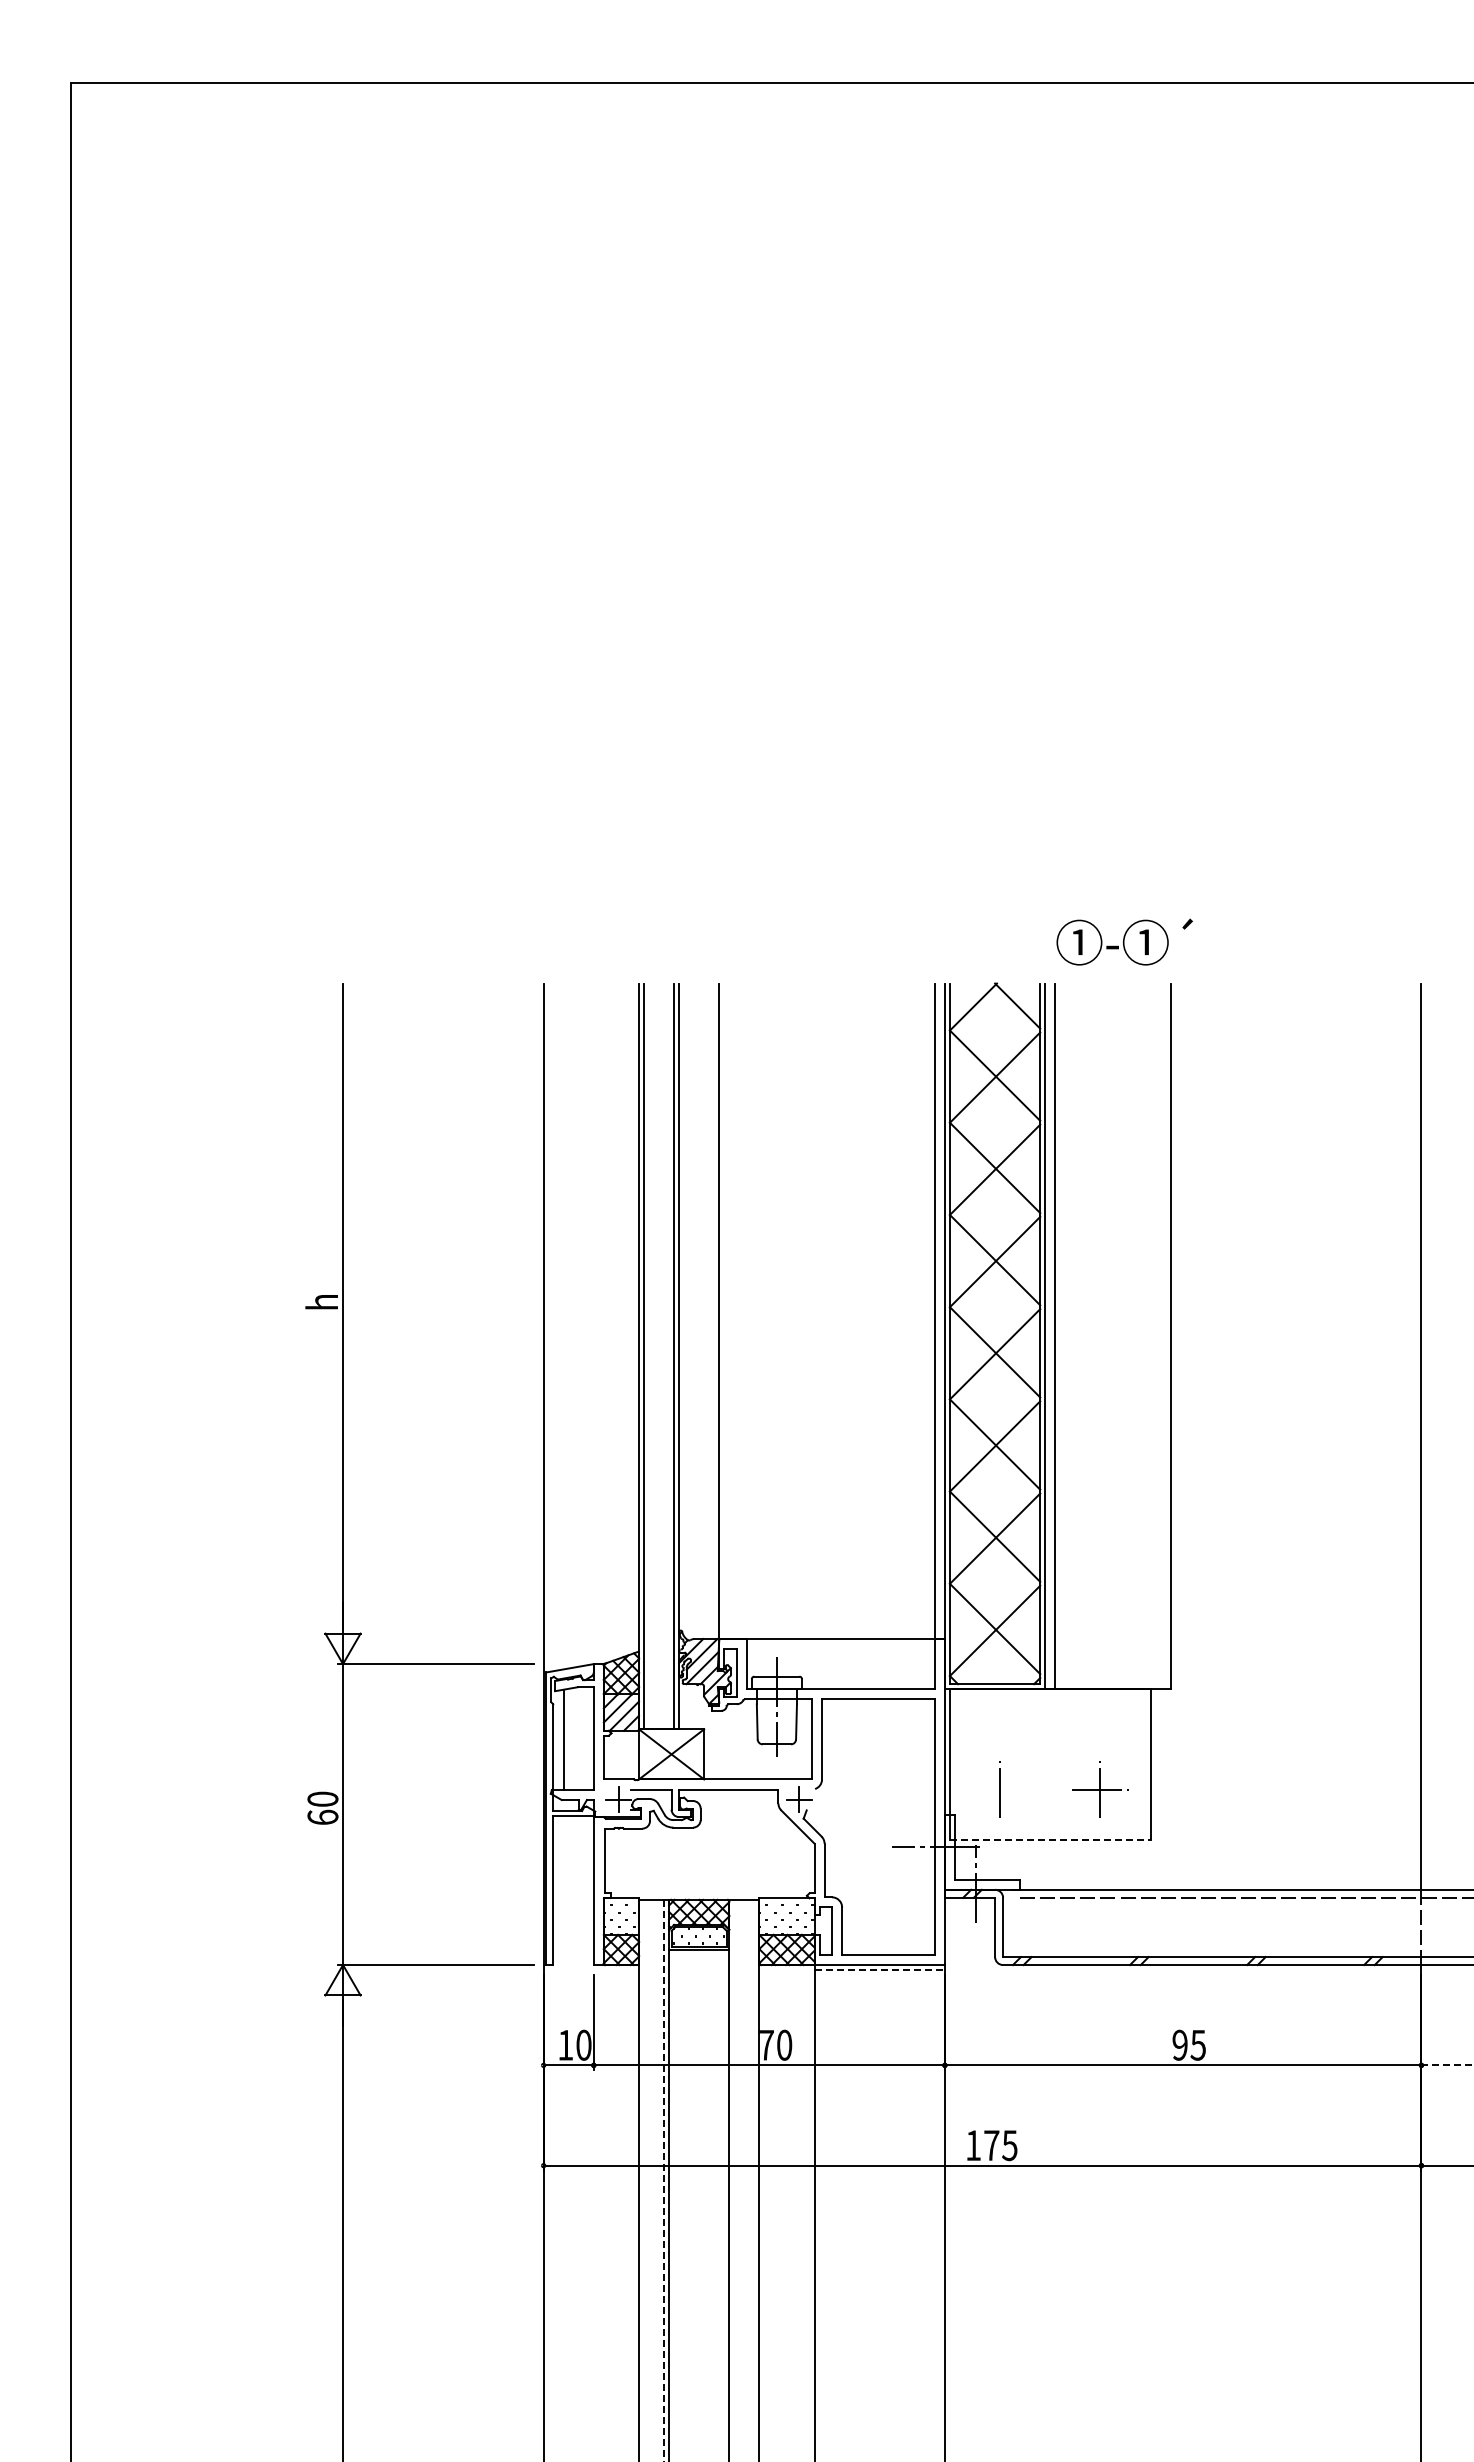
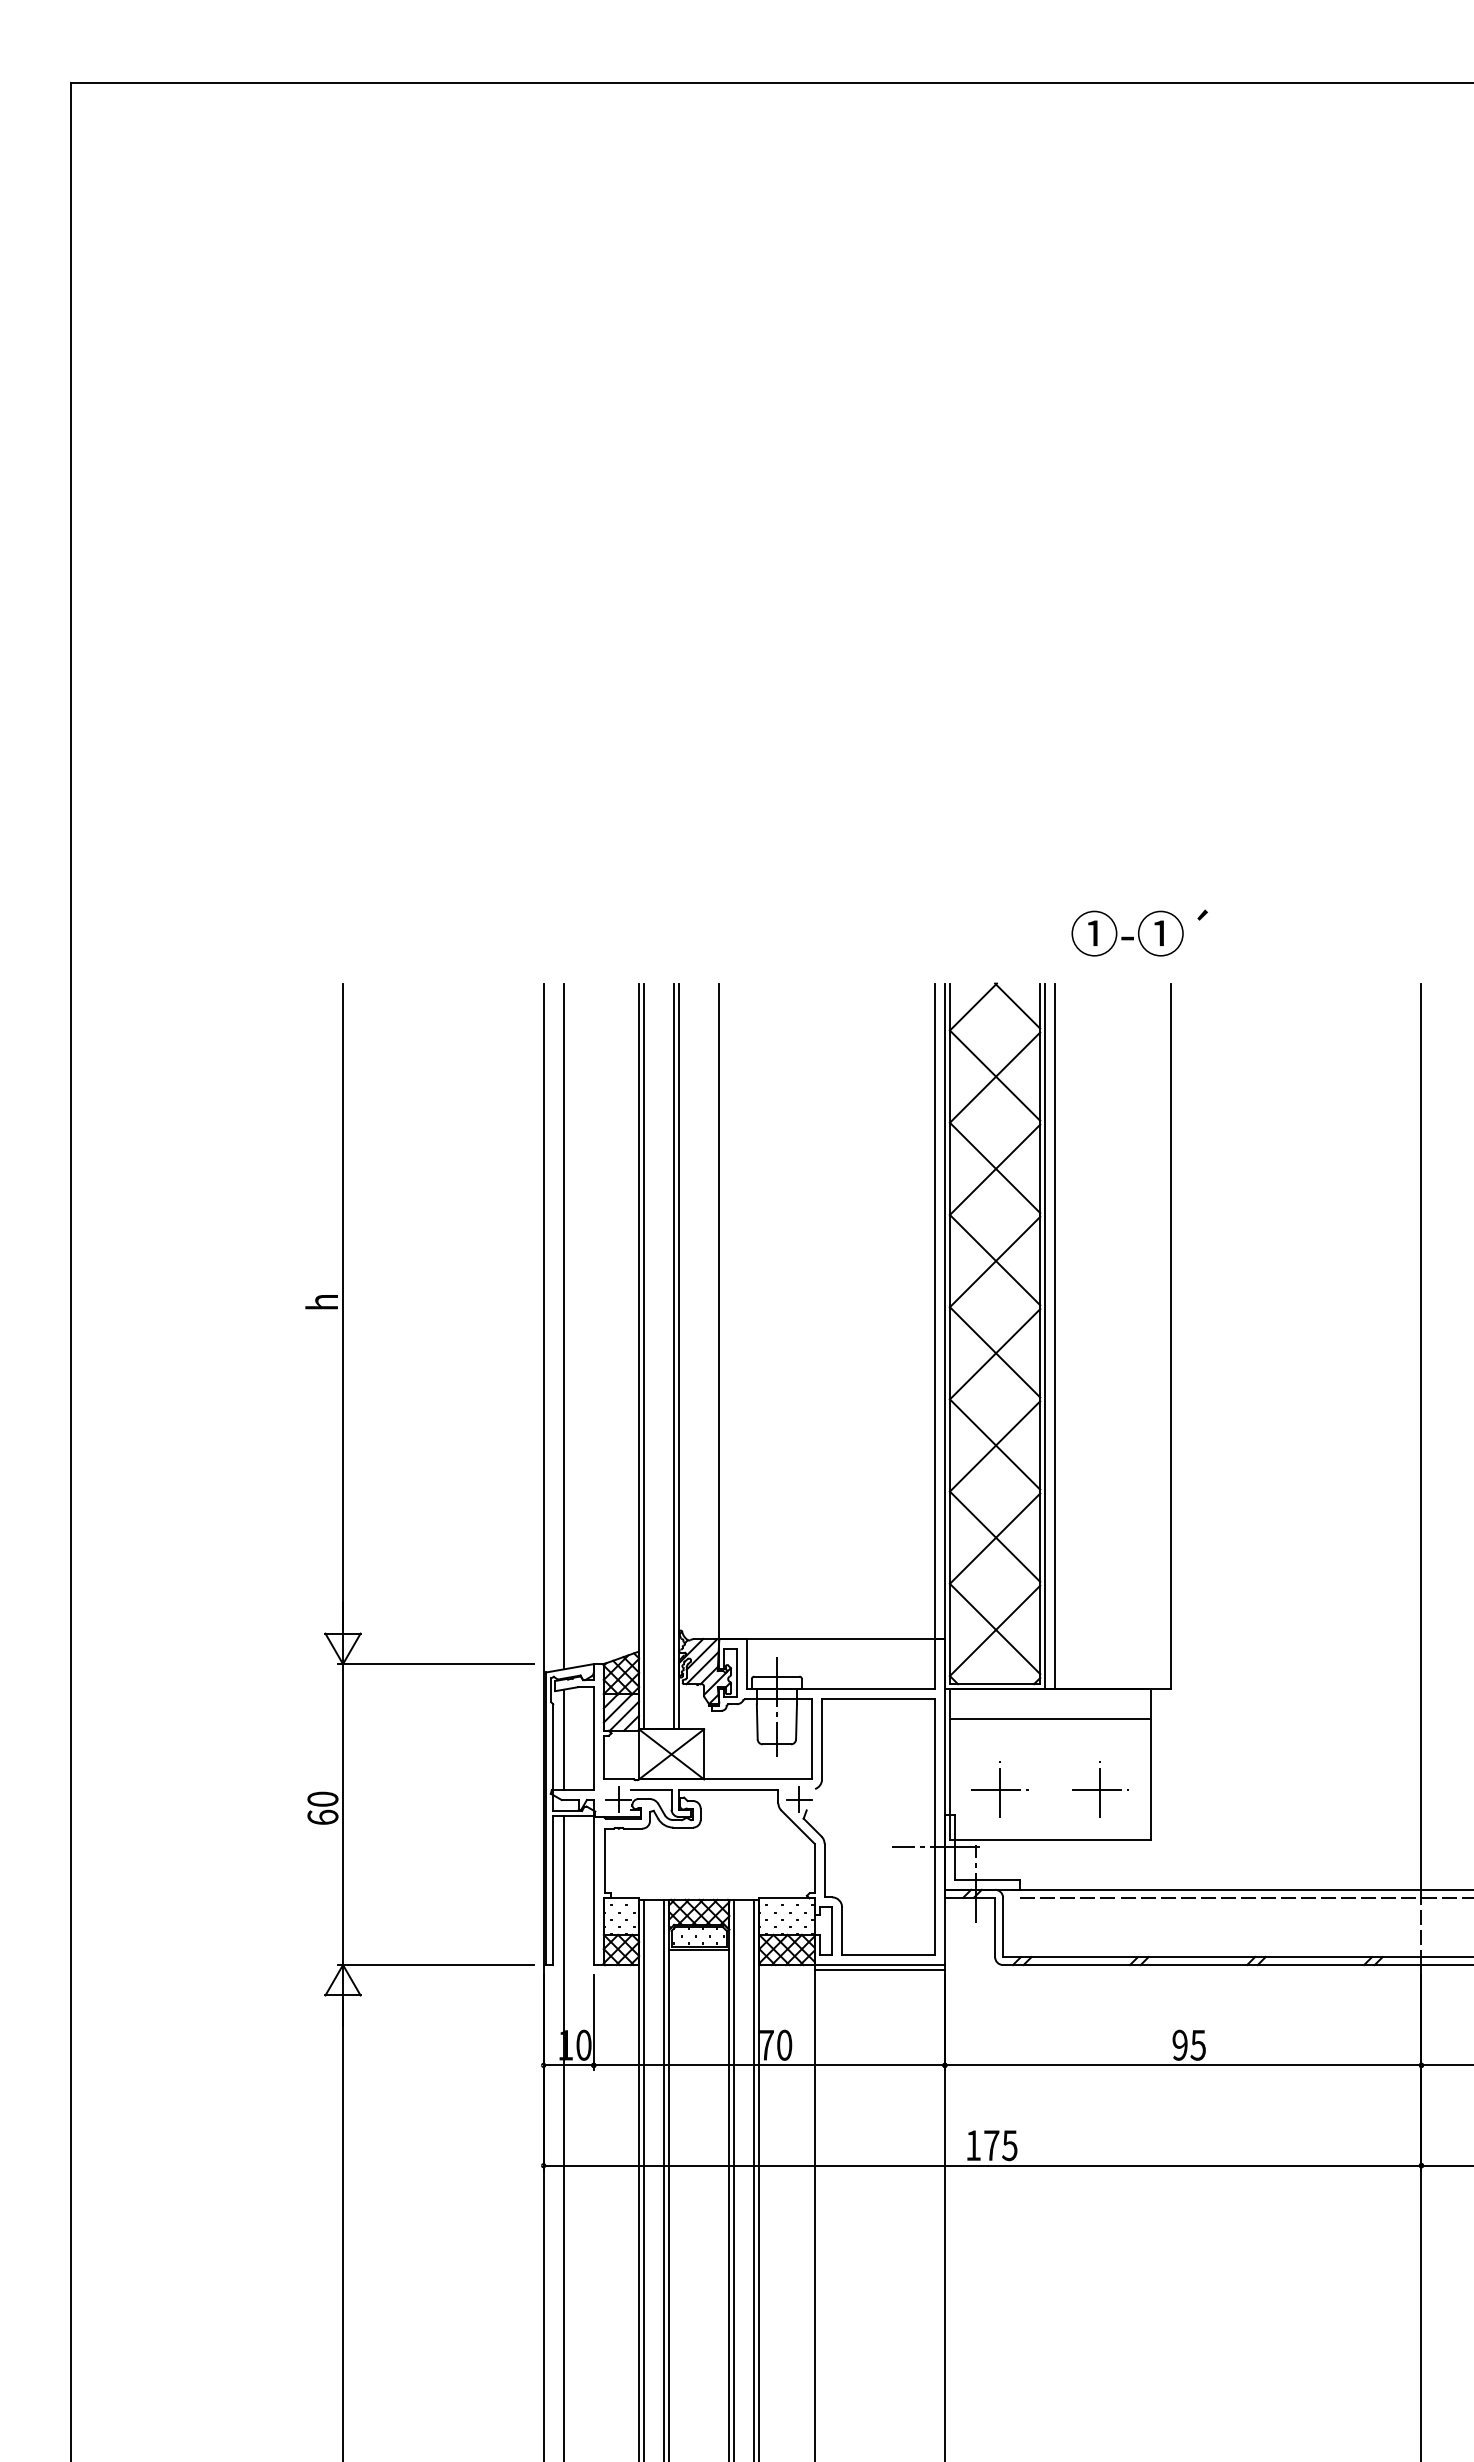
text position: (1124, 941) -> (1139, 932) (1139, 932)
line: none -> present (563, 1326)
line: none -> present (1049, 1719)
line: none -> present (999, 1789)
line: dashed -> solid (1050, 1839)
line: dashed -> solid (880, 1970)
line: dashed -> solid (1447, 2065)
line: none -> present (563, 2136)
line: none -> present (643, 2178)
line: none -> present (734, 2178)
line: none -> present (754, 2178)
line: dashed -> solid (664, 2180)
